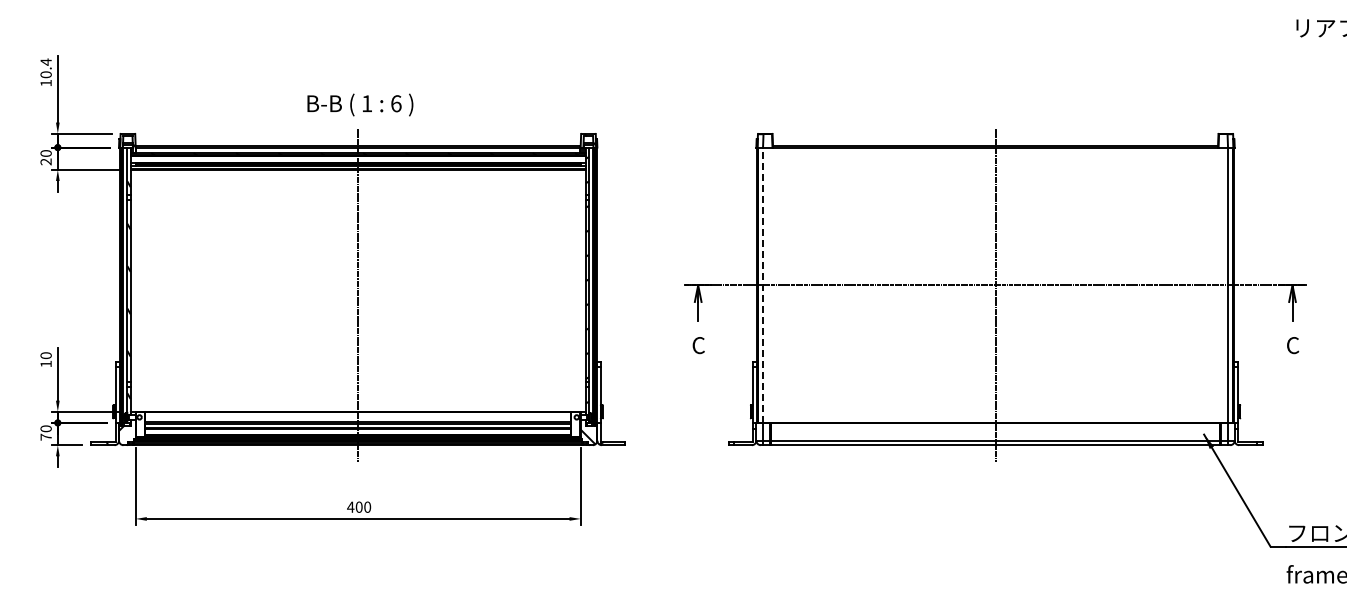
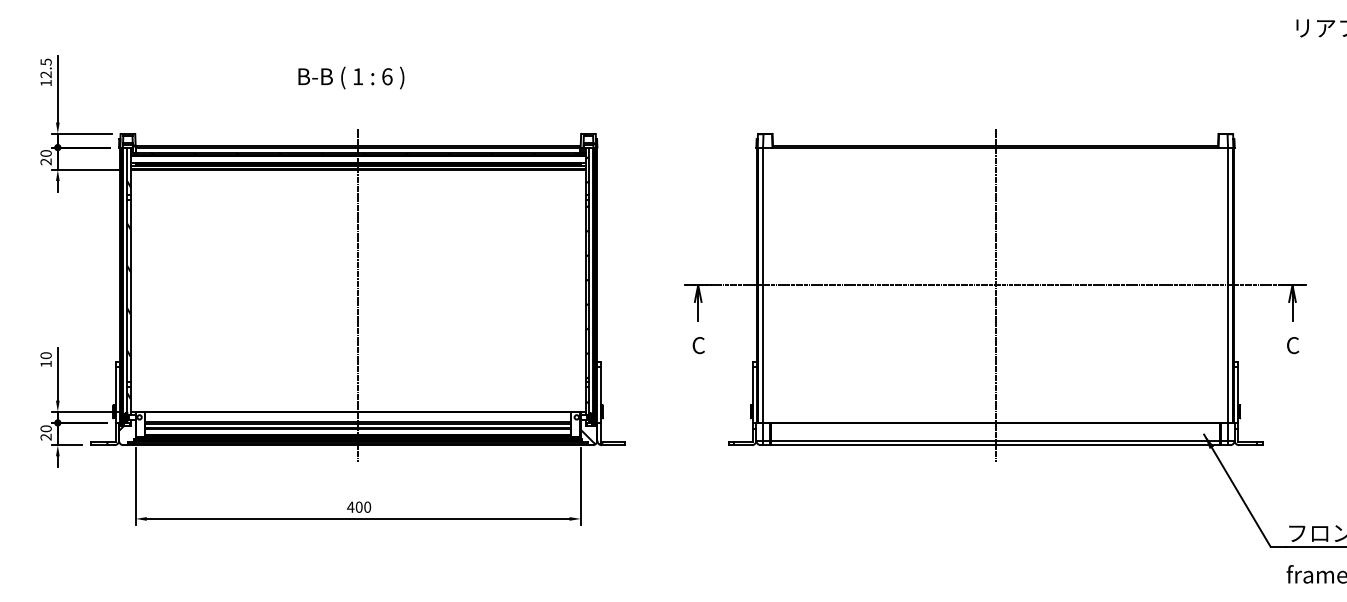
text: 10.4 -> 12.5 (45, 68)
text position: (360, 104) -> (351, 77) (351, 77)
line: dashed -> solid (763, 285)
text: 70 -> 20 (45, 436)
